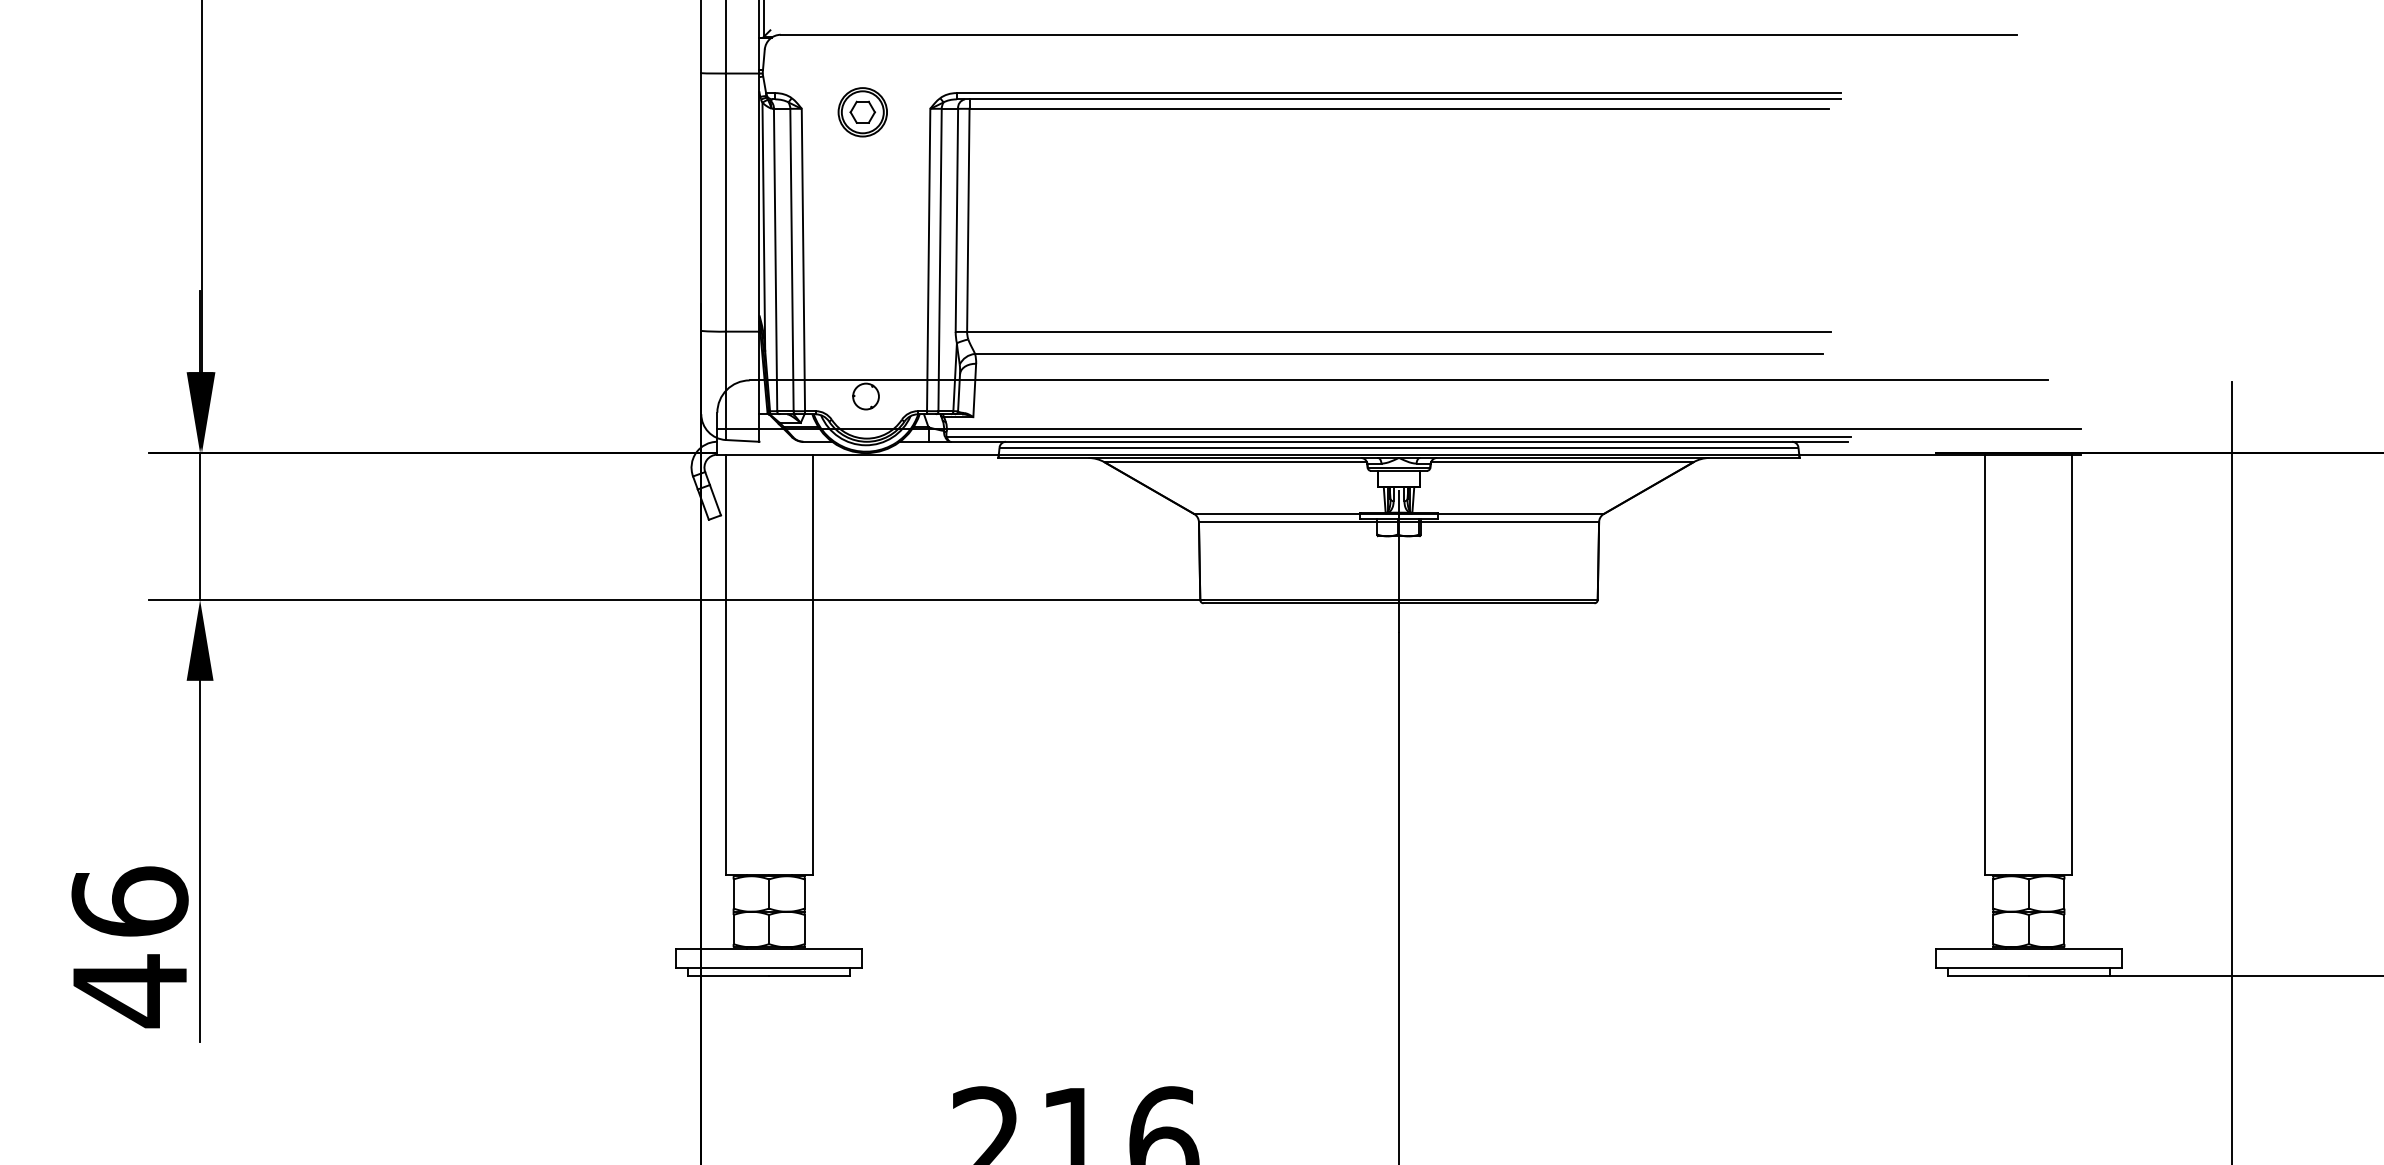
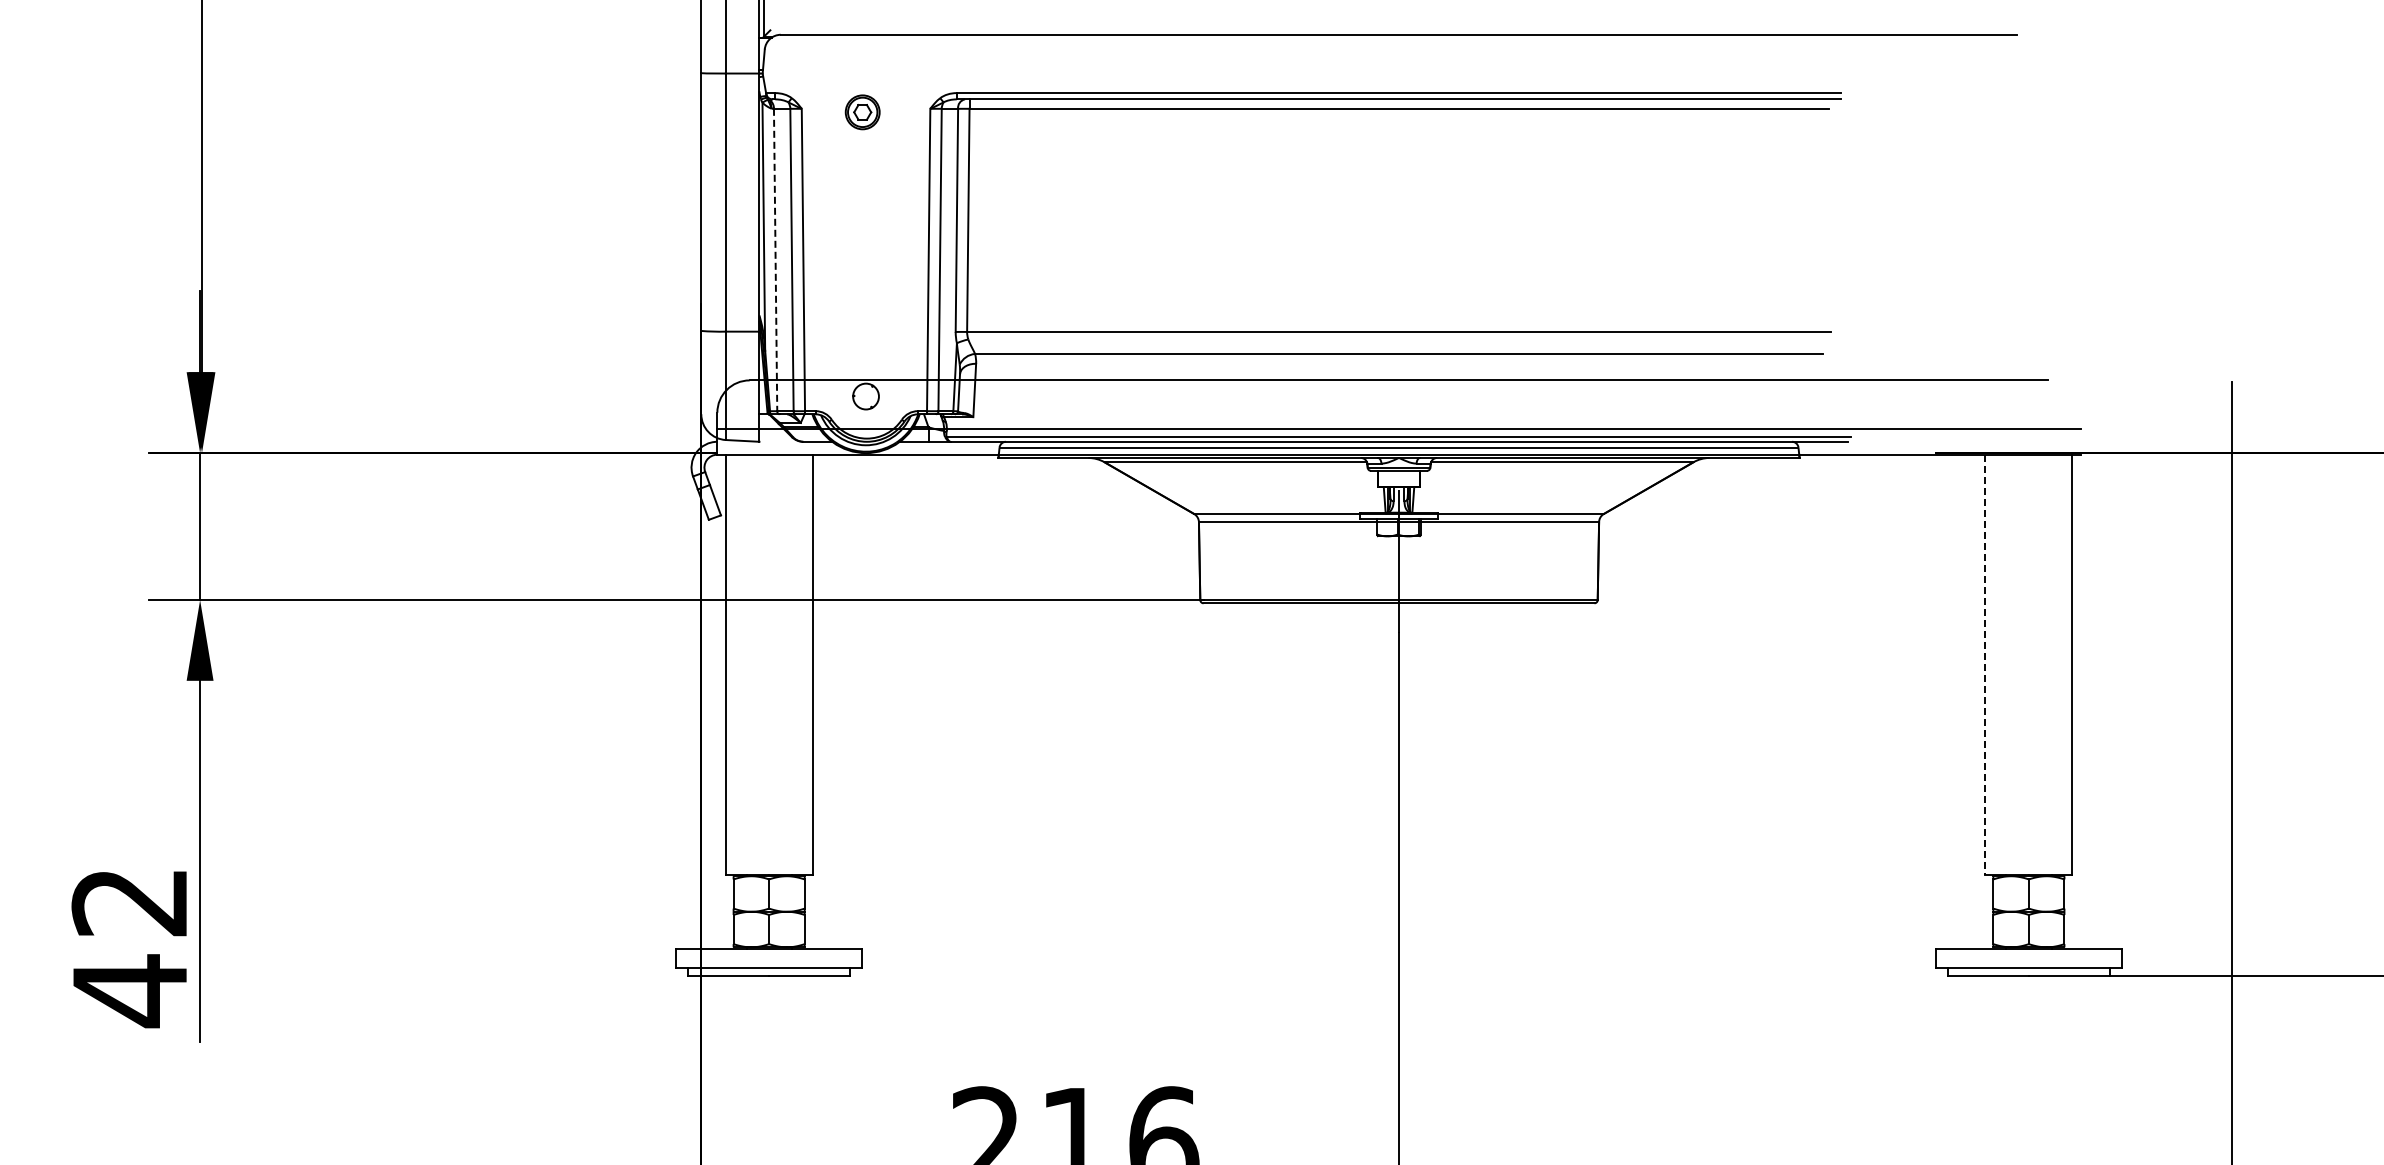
part size: 51x51 px -> 37x37 px (862, 112)
line: solid -> dashed (775, 260)
line: solid -> dashed (1985, 664)
text: 46 -> 42 (129, 901)
